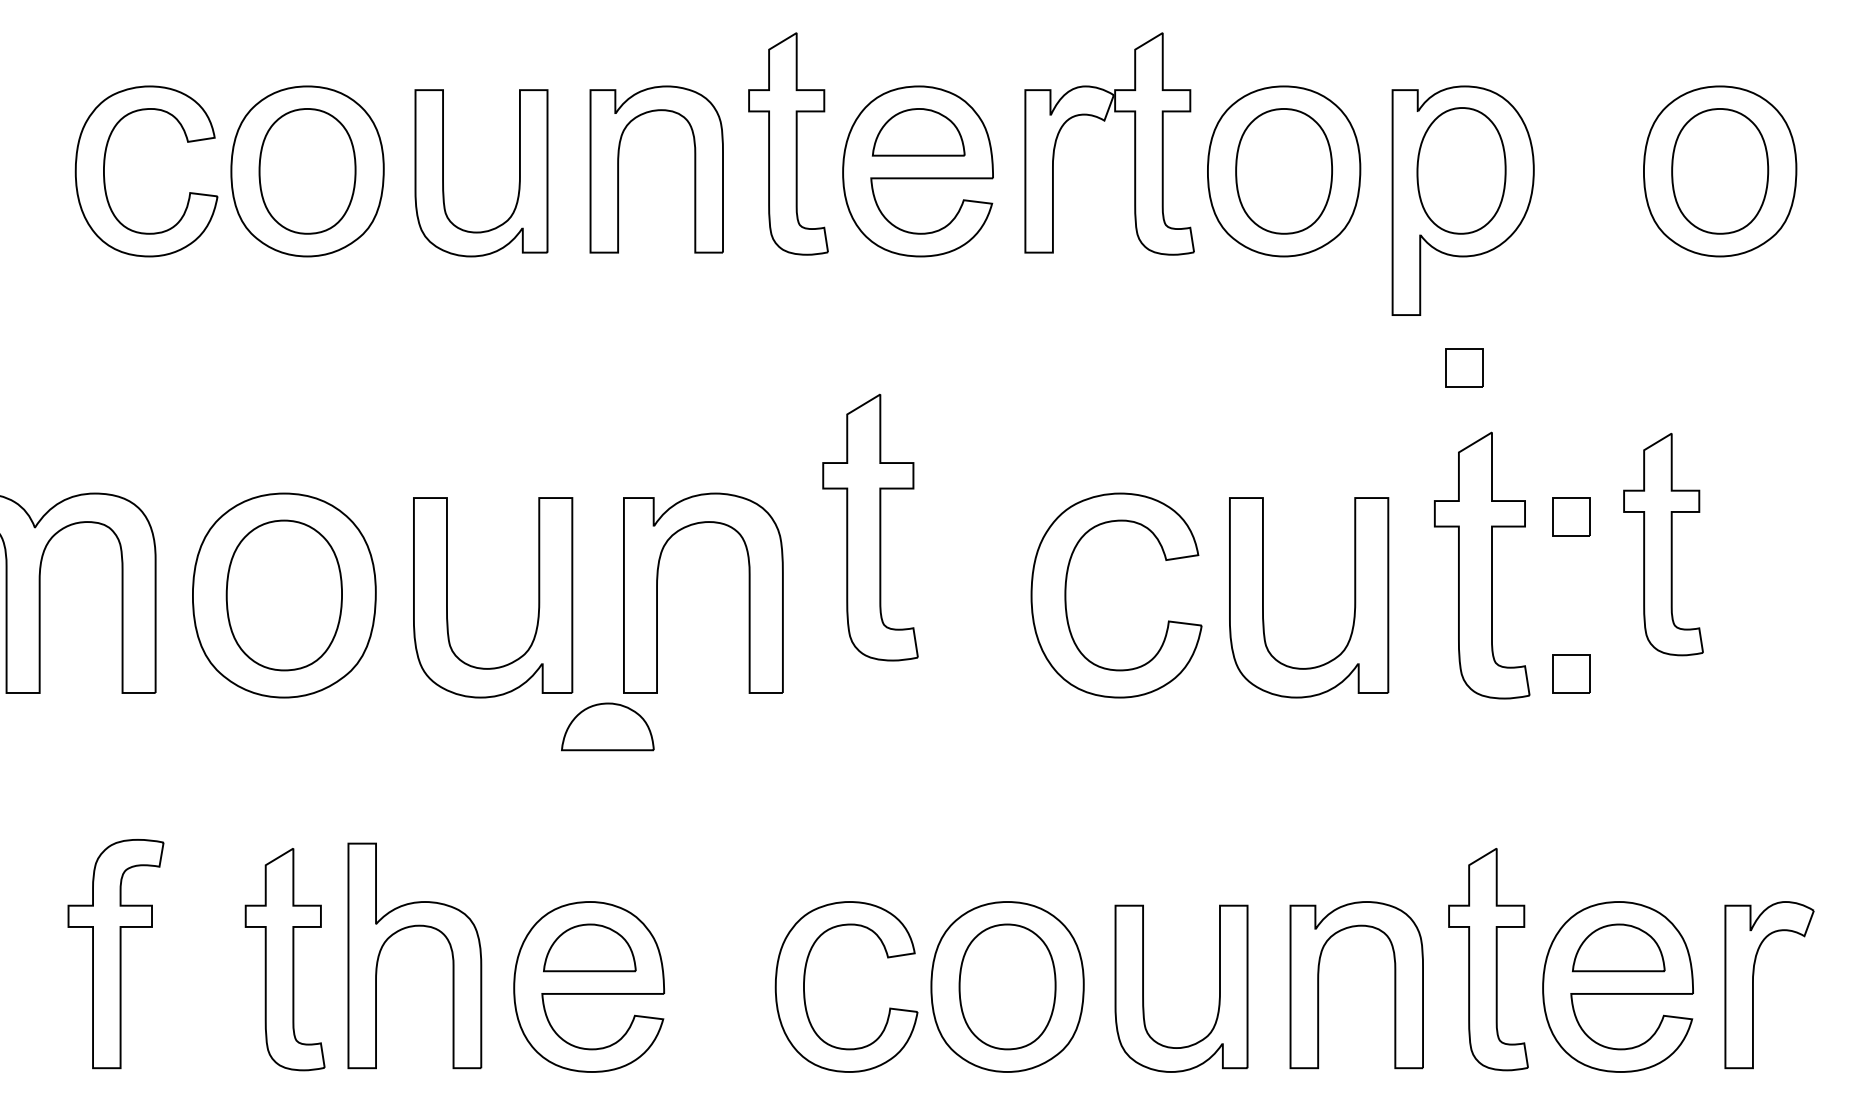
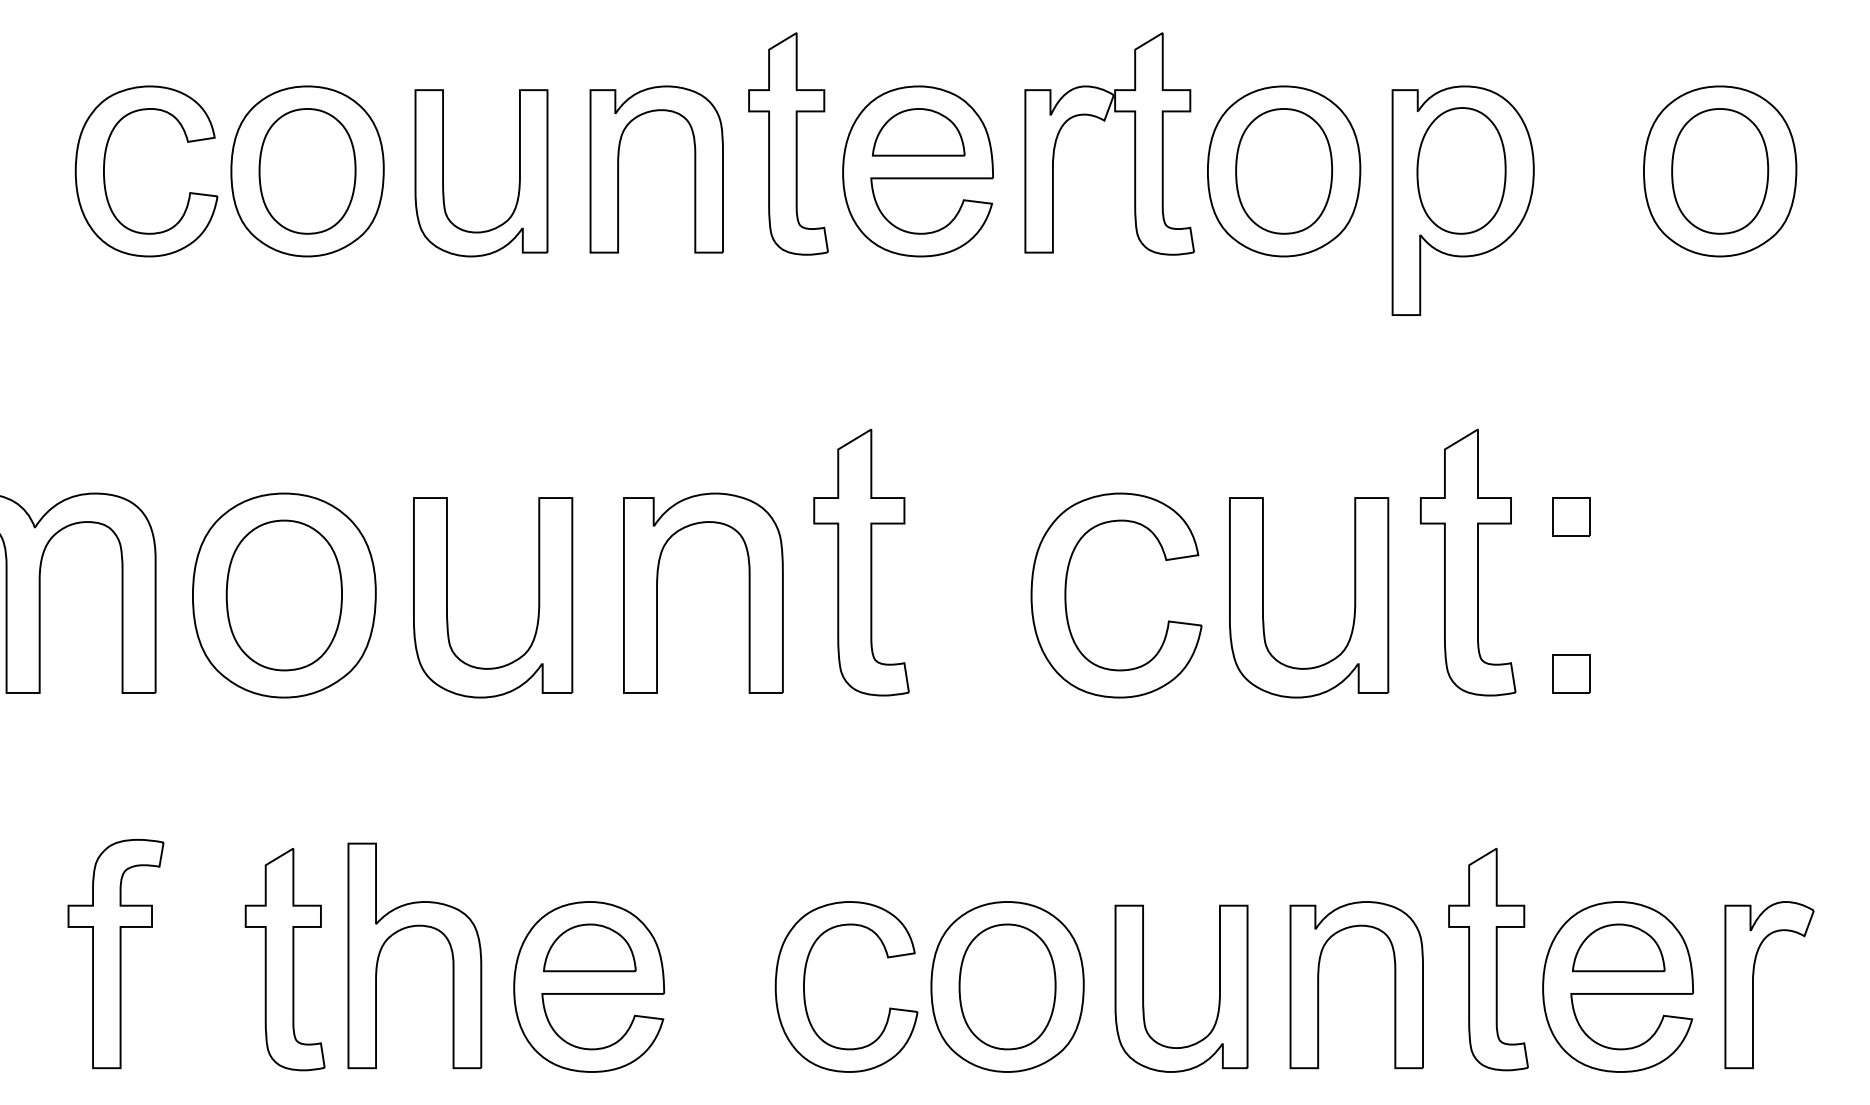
part: present -> none (1464, 367)
part position: (870, 527) -> (861, 562) (861, 562)
part: present -> none (1663, 544)
part position: (1482, 565) -> (1468, 562) (1468, 562)
part: present -> none (607, 726)
